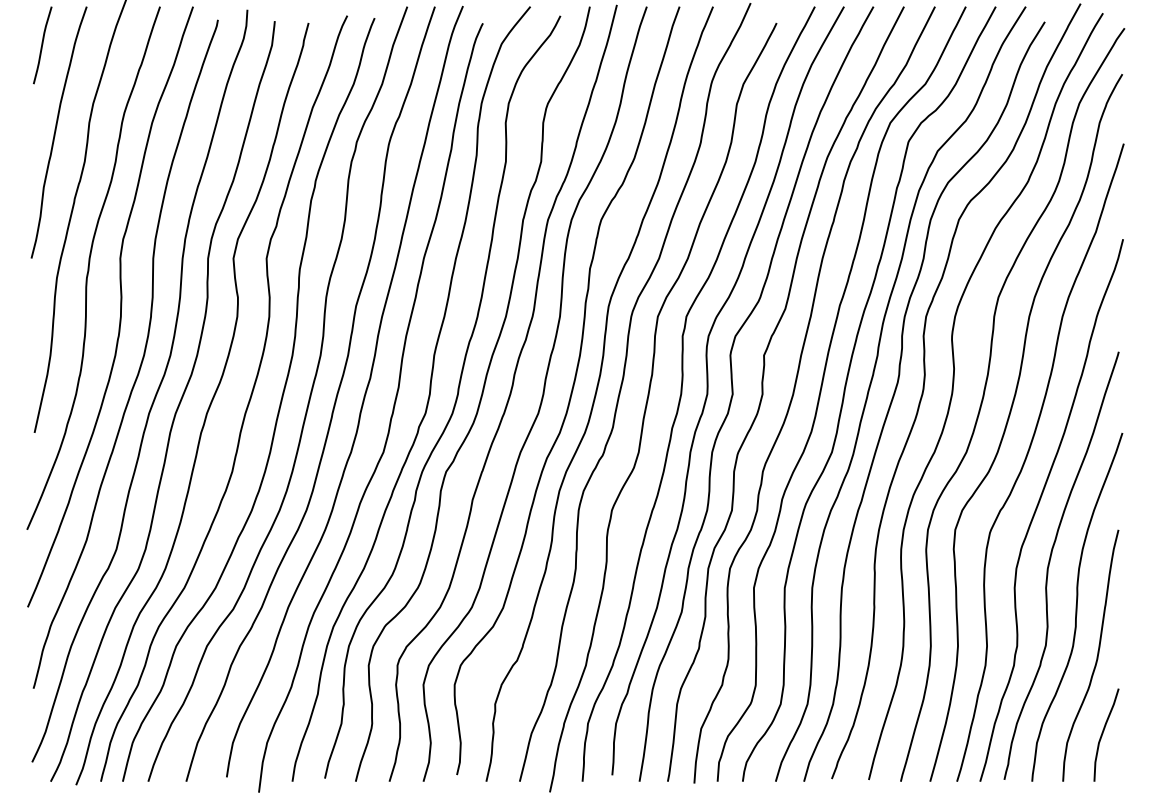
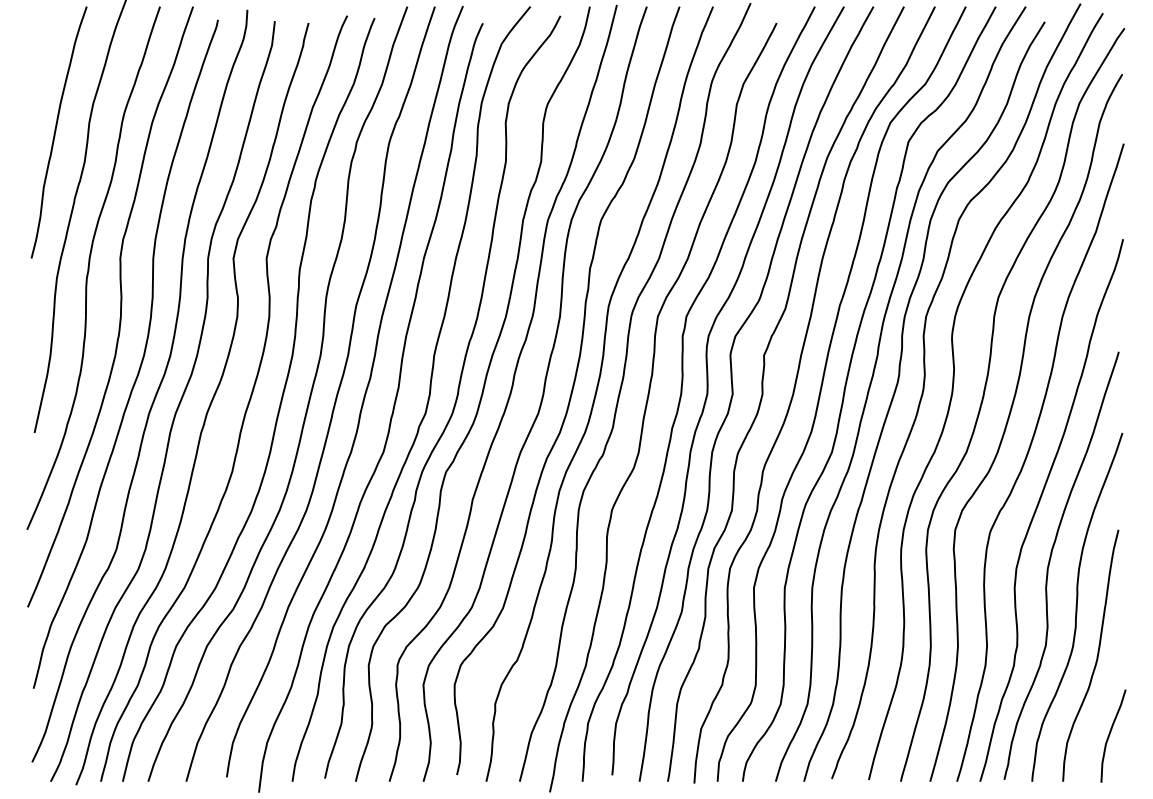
curve: present -> none (42, 45)
curve position: (1103, 733) -> (1110, 734) (1110, 734)
